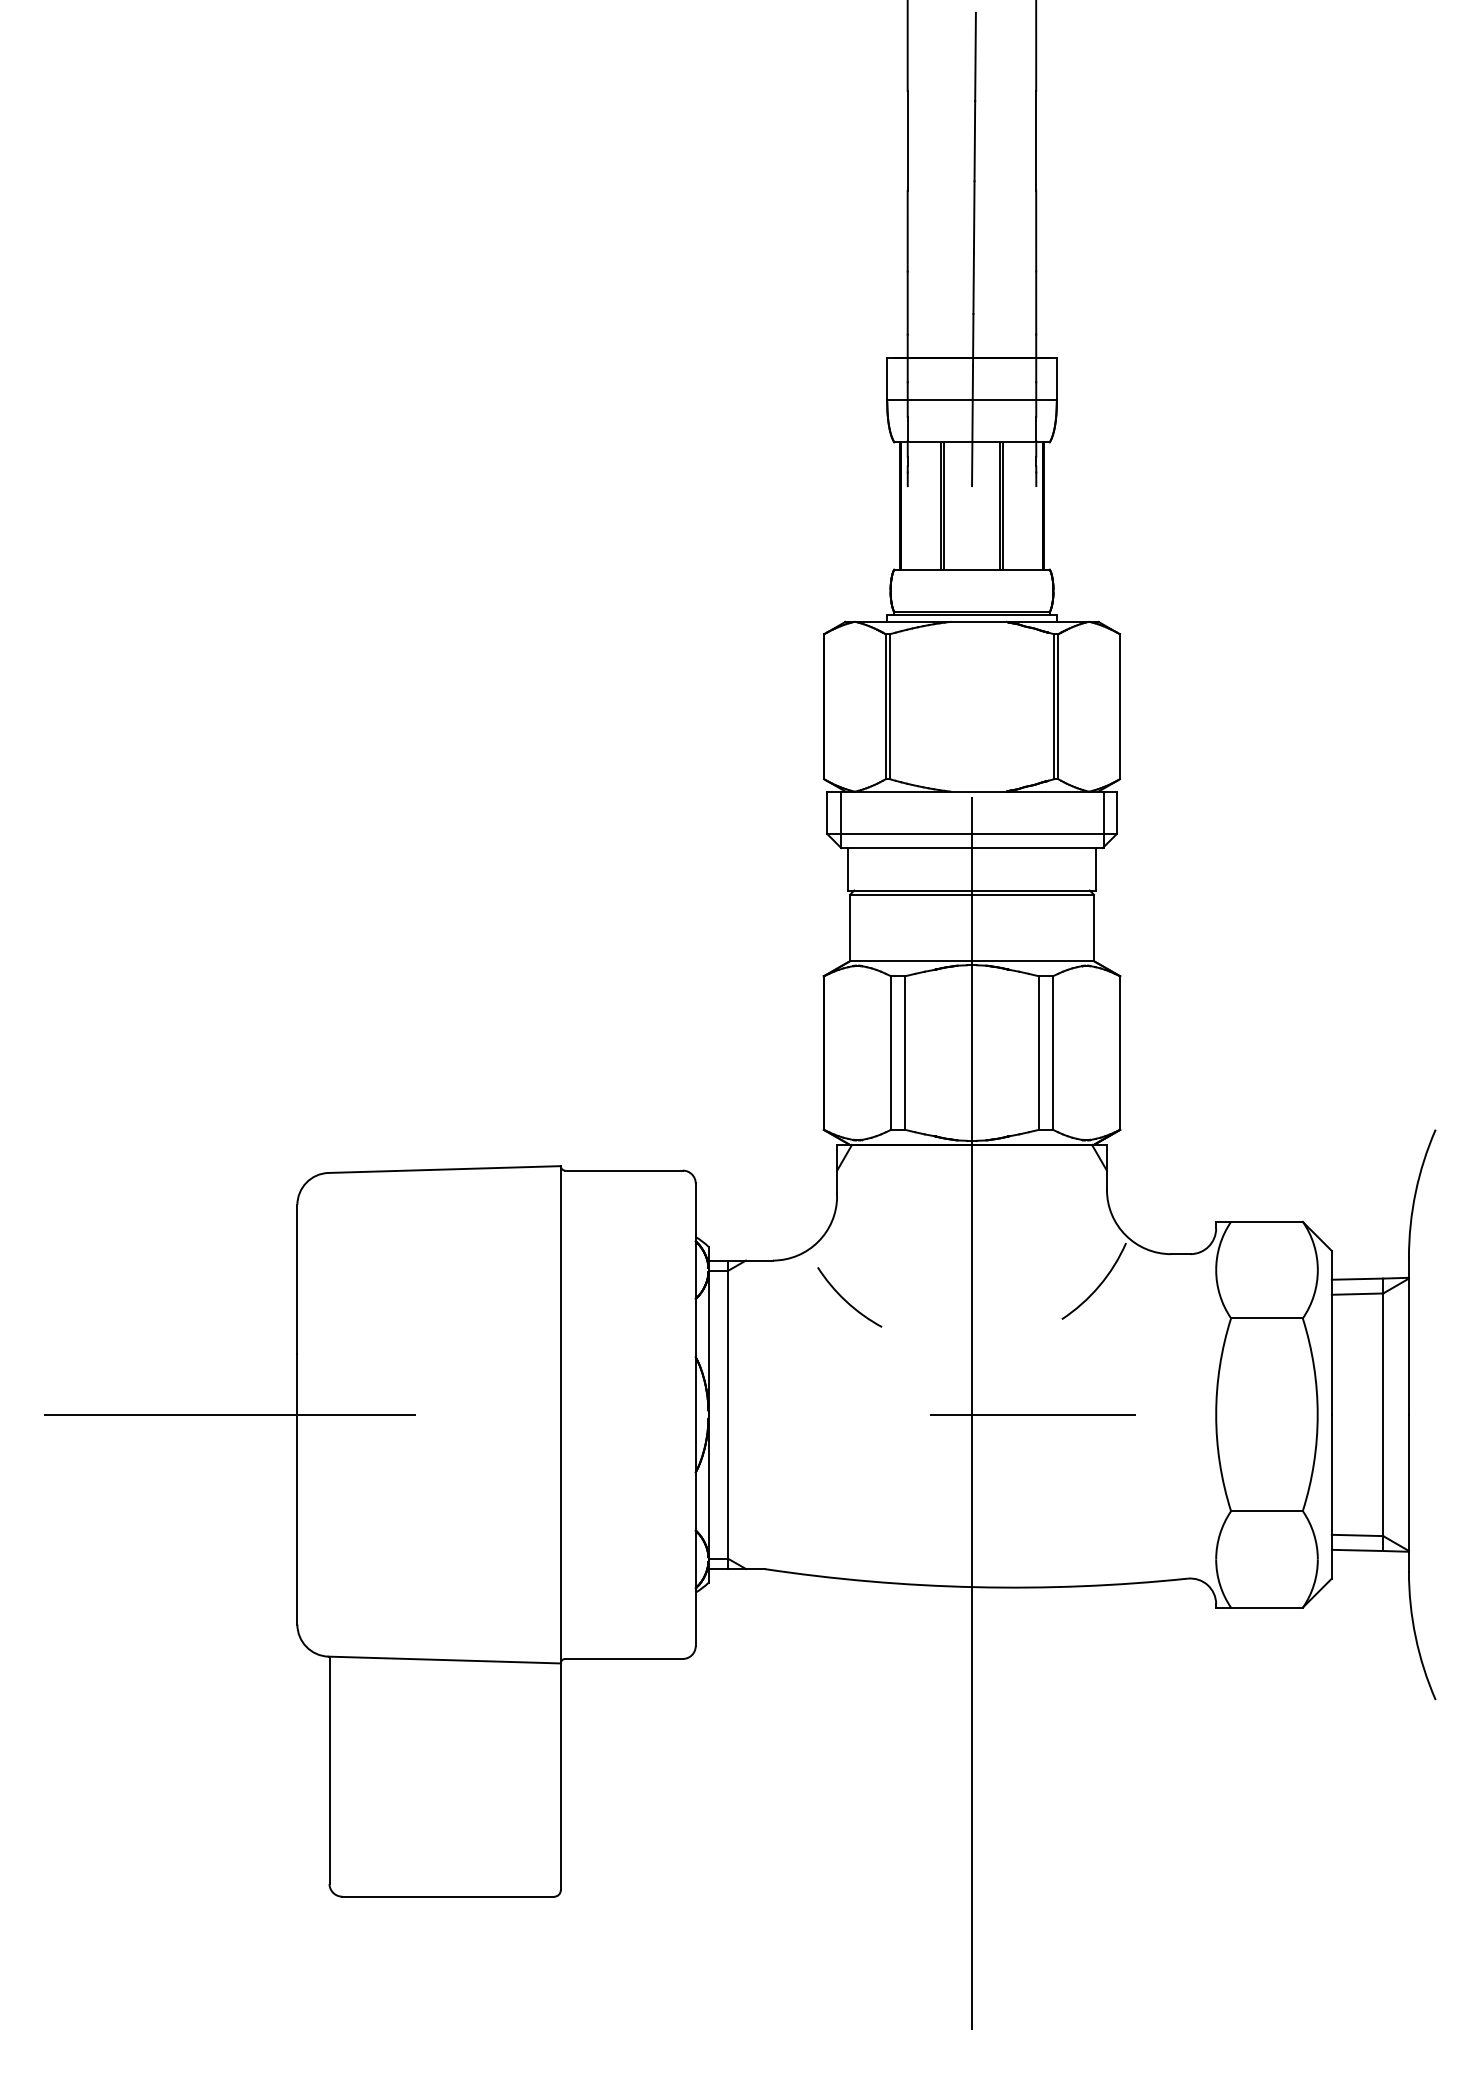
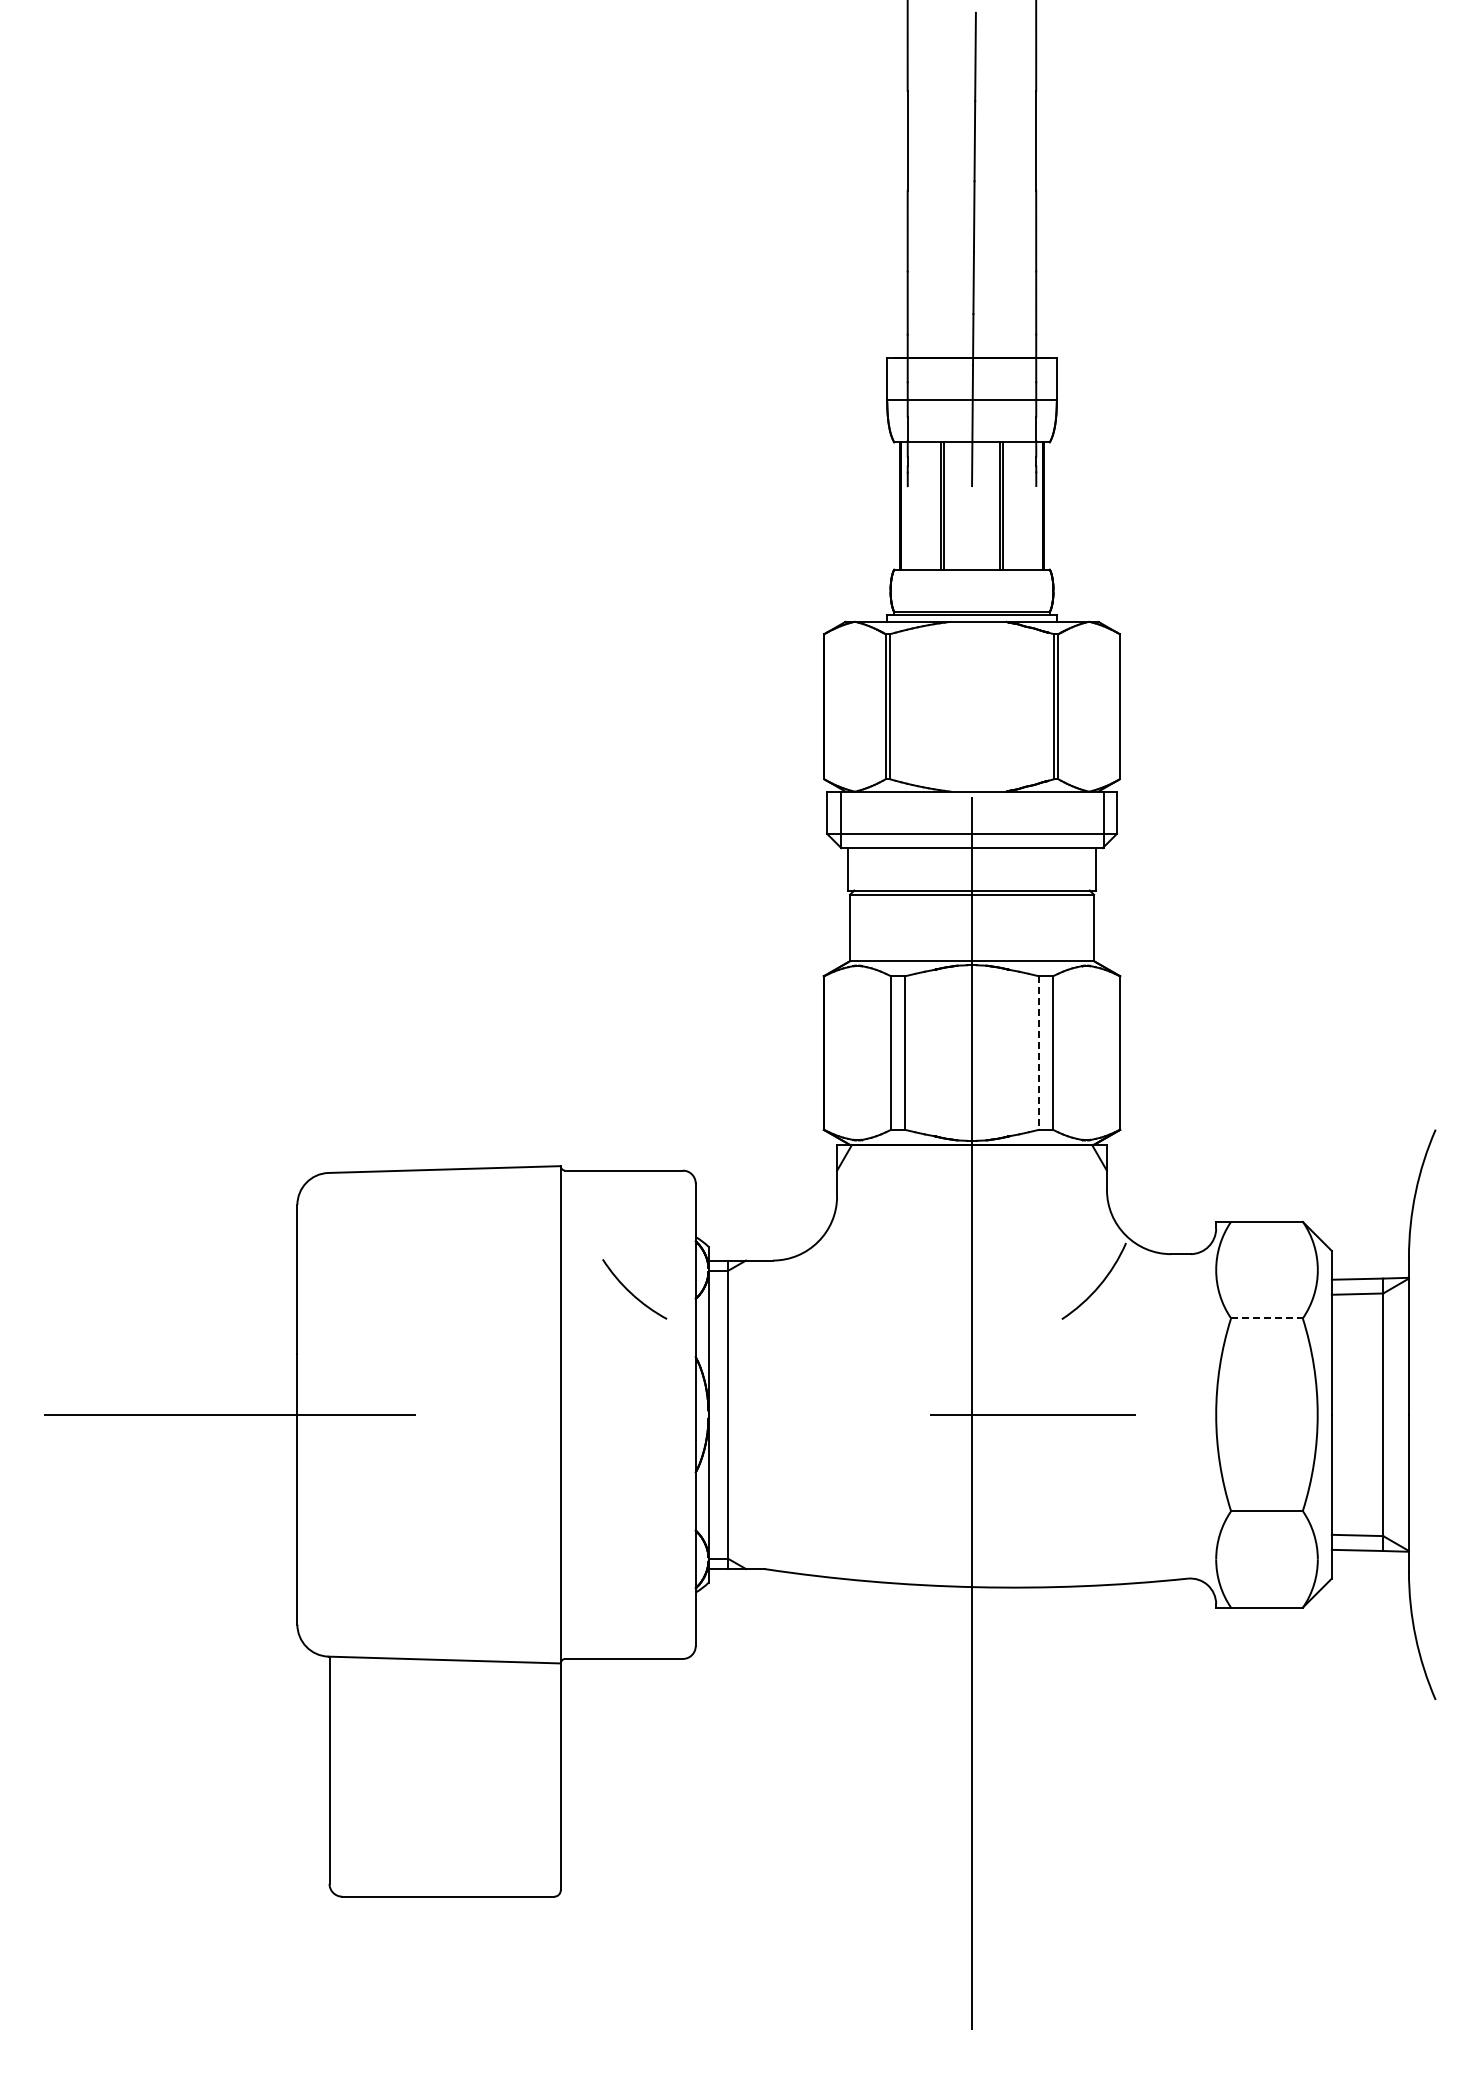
line: solid -> dashed (1038, 1053)
arc position: (846, 1300) -> (631, 1292) (631, 1292)
line: solid -> dashed (1266, 1318)
